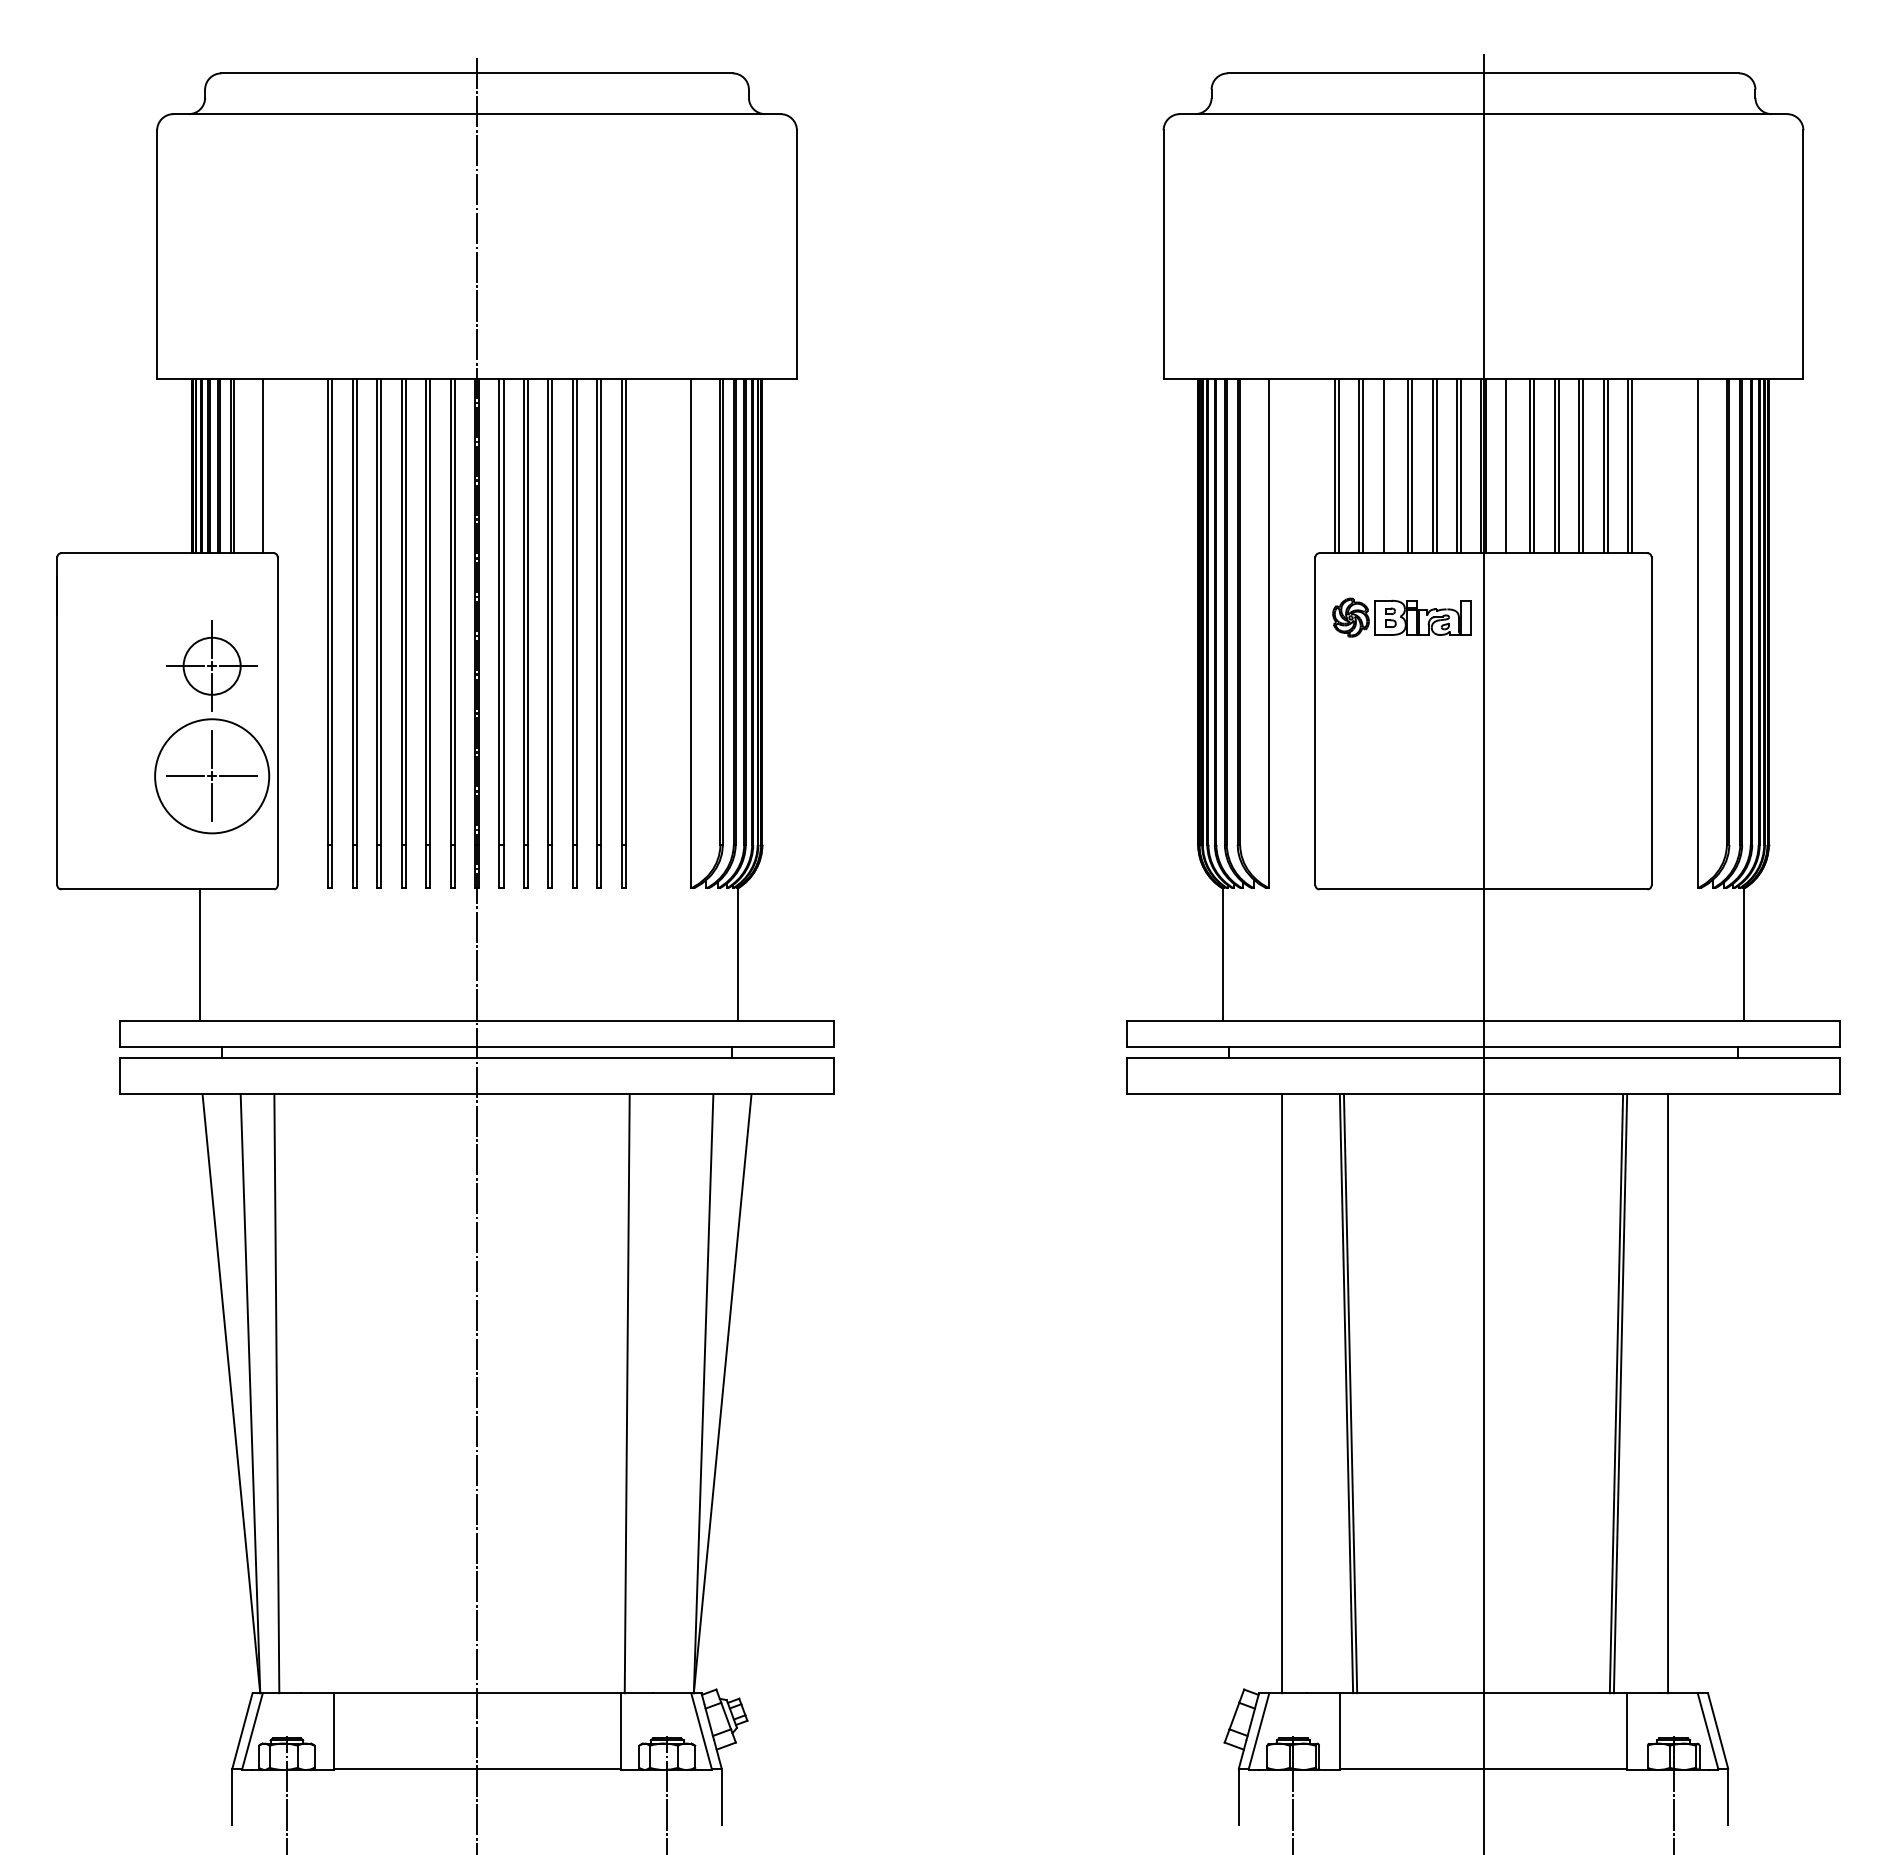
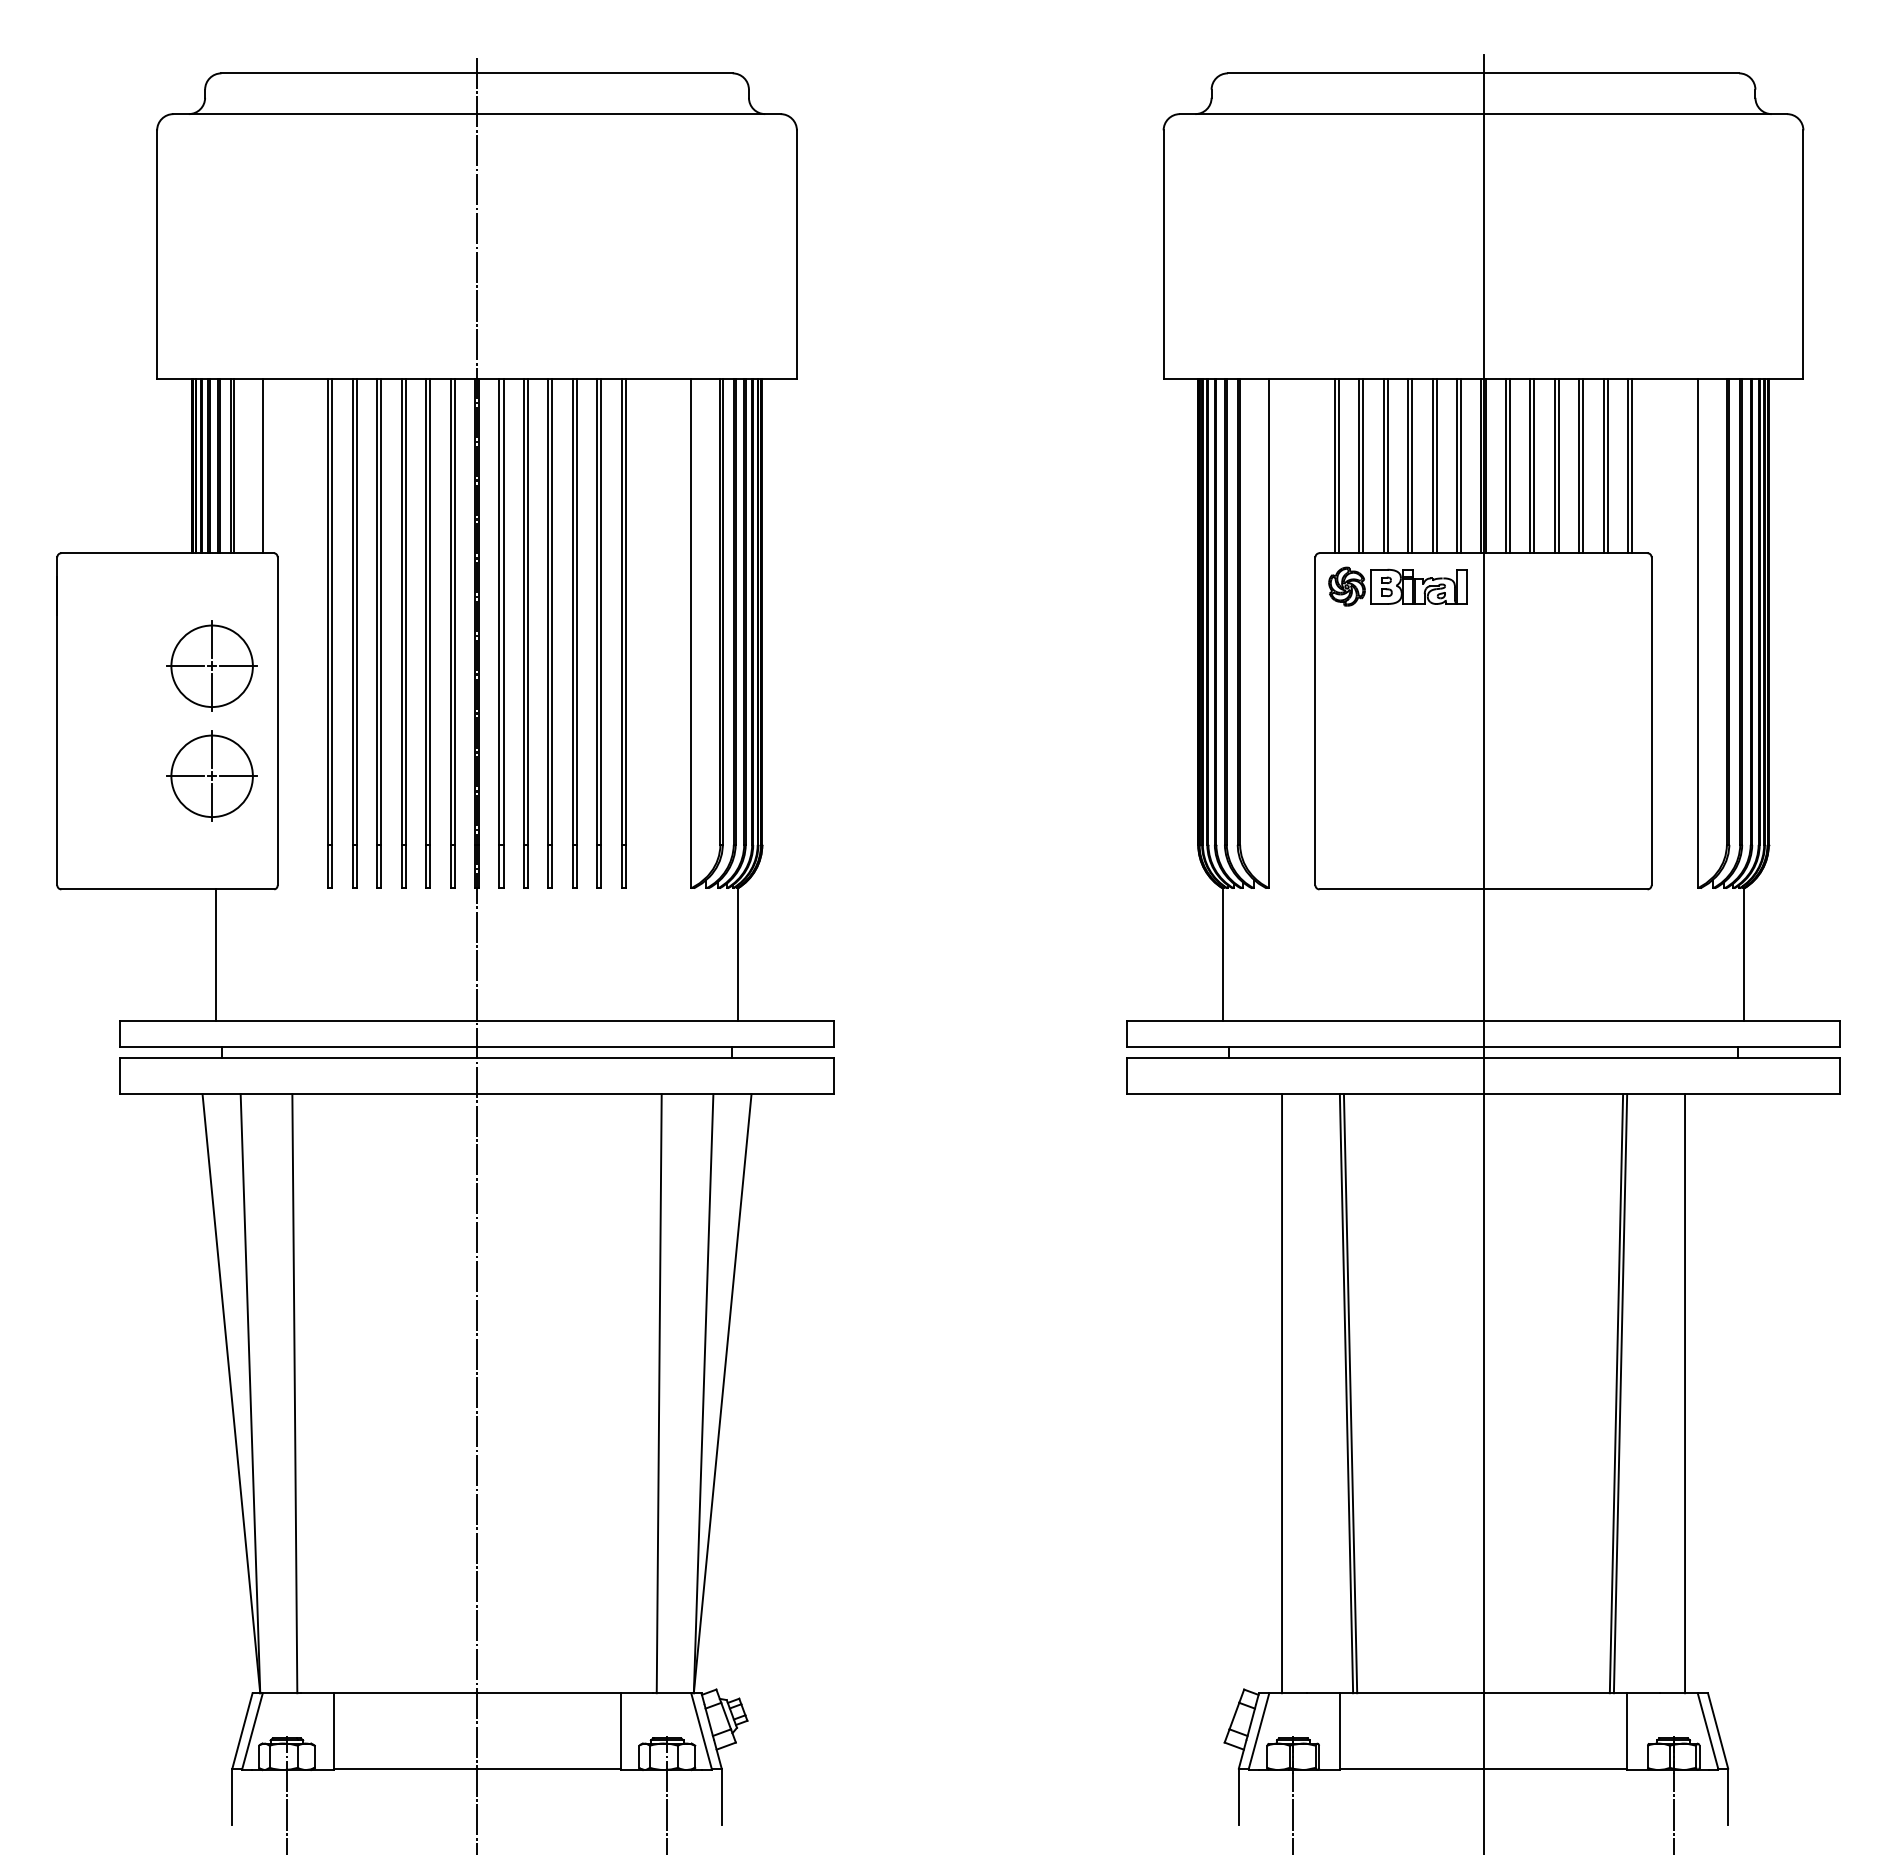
line: none -> present (1387, 466)
line: none -> present (1510, 466)
part position: (1401, 617) -> (1397, 586) (1397, 586)
circle diameter: 57 px -> 82 px (211, 666)
circle diameter: 114 px -> 82 px (211, 776)
line position: (200, 954) -> (216, 954) (216, 954)
line position: (276, 1393) -> (294, 1393) (294, 1393)
line position: (626, 1393) -> (658, 1393) (658, 1393)
line position: (1668, 1393) -> (1685, 1393) (1685, 1393)
